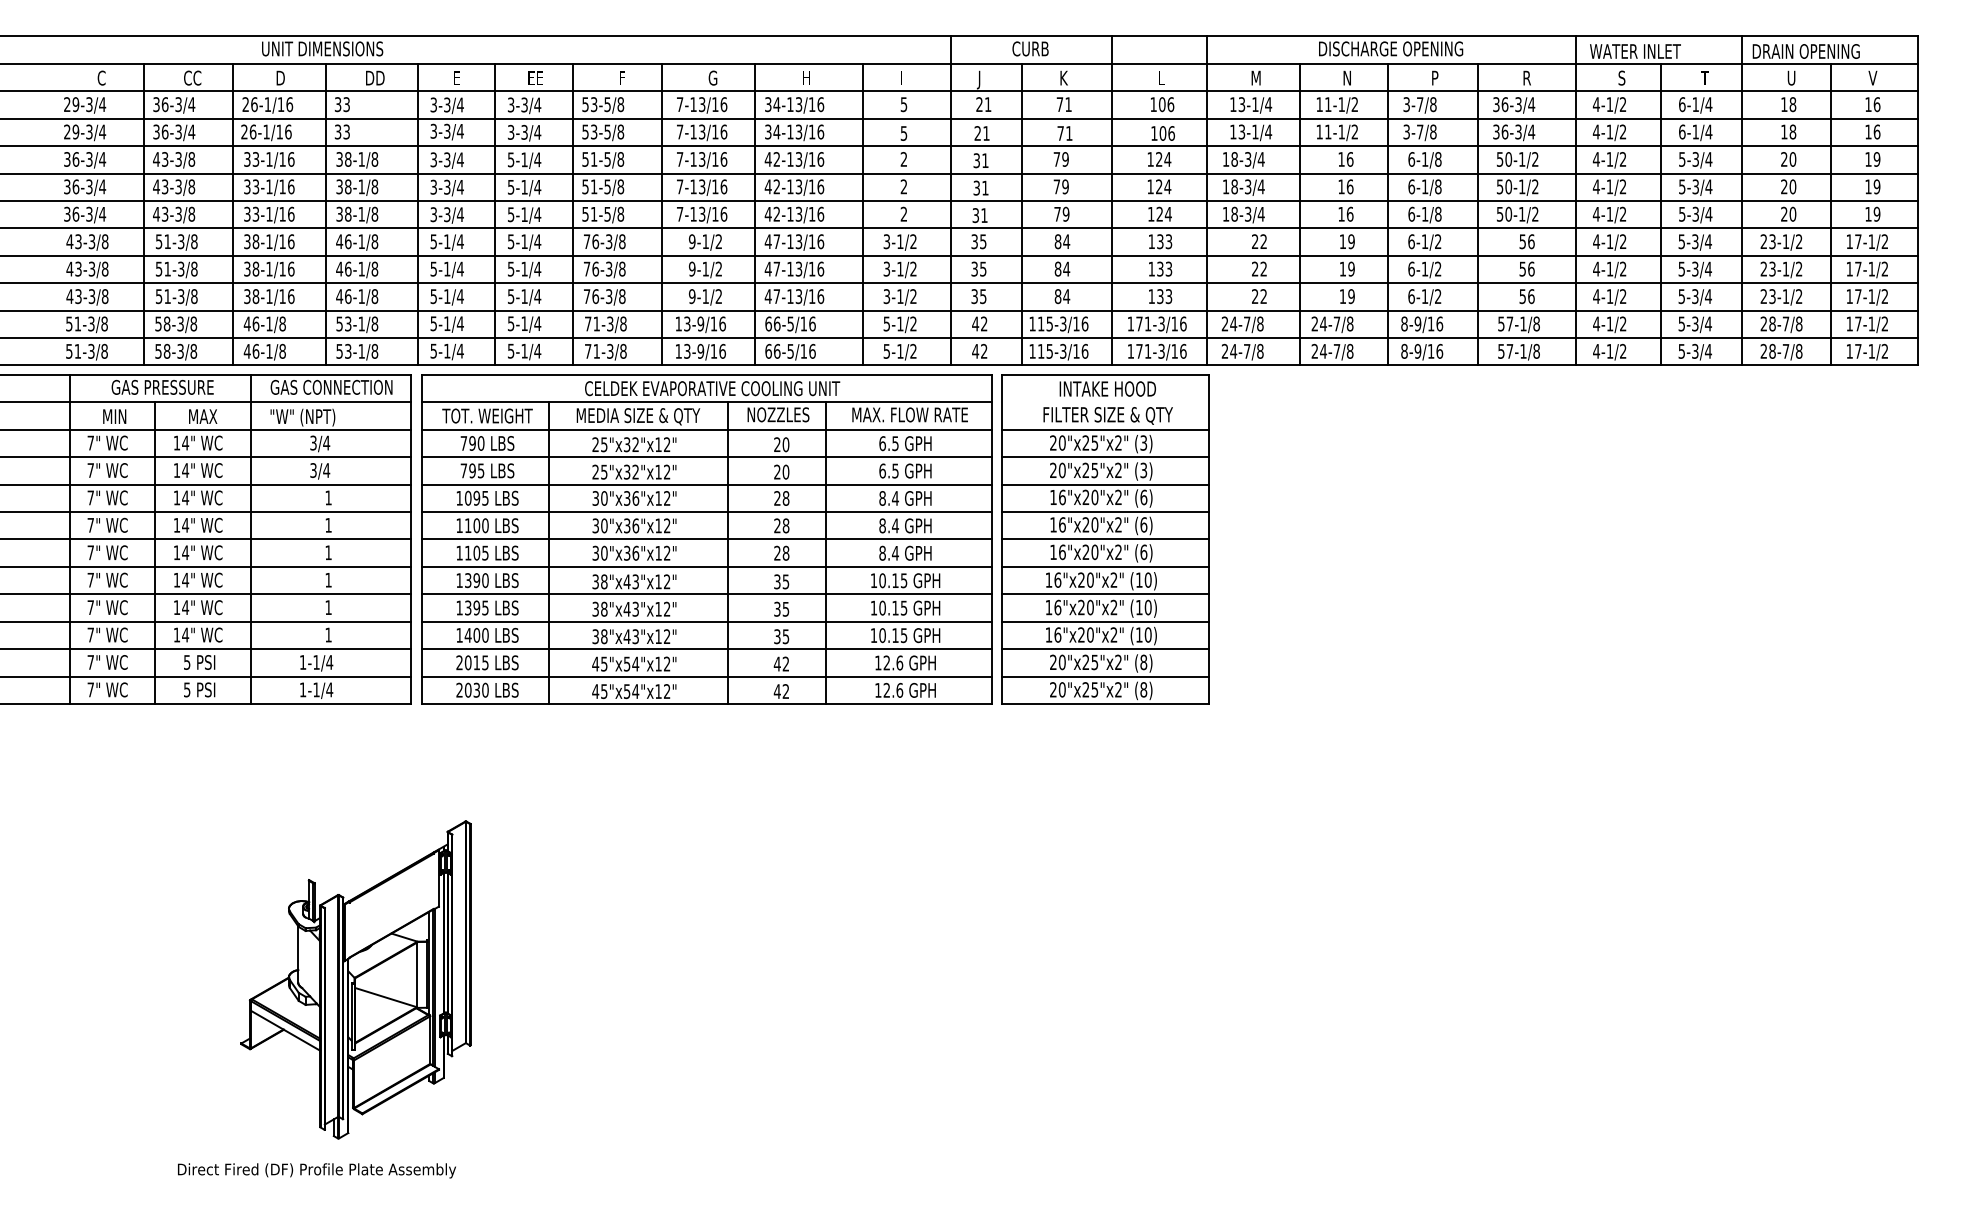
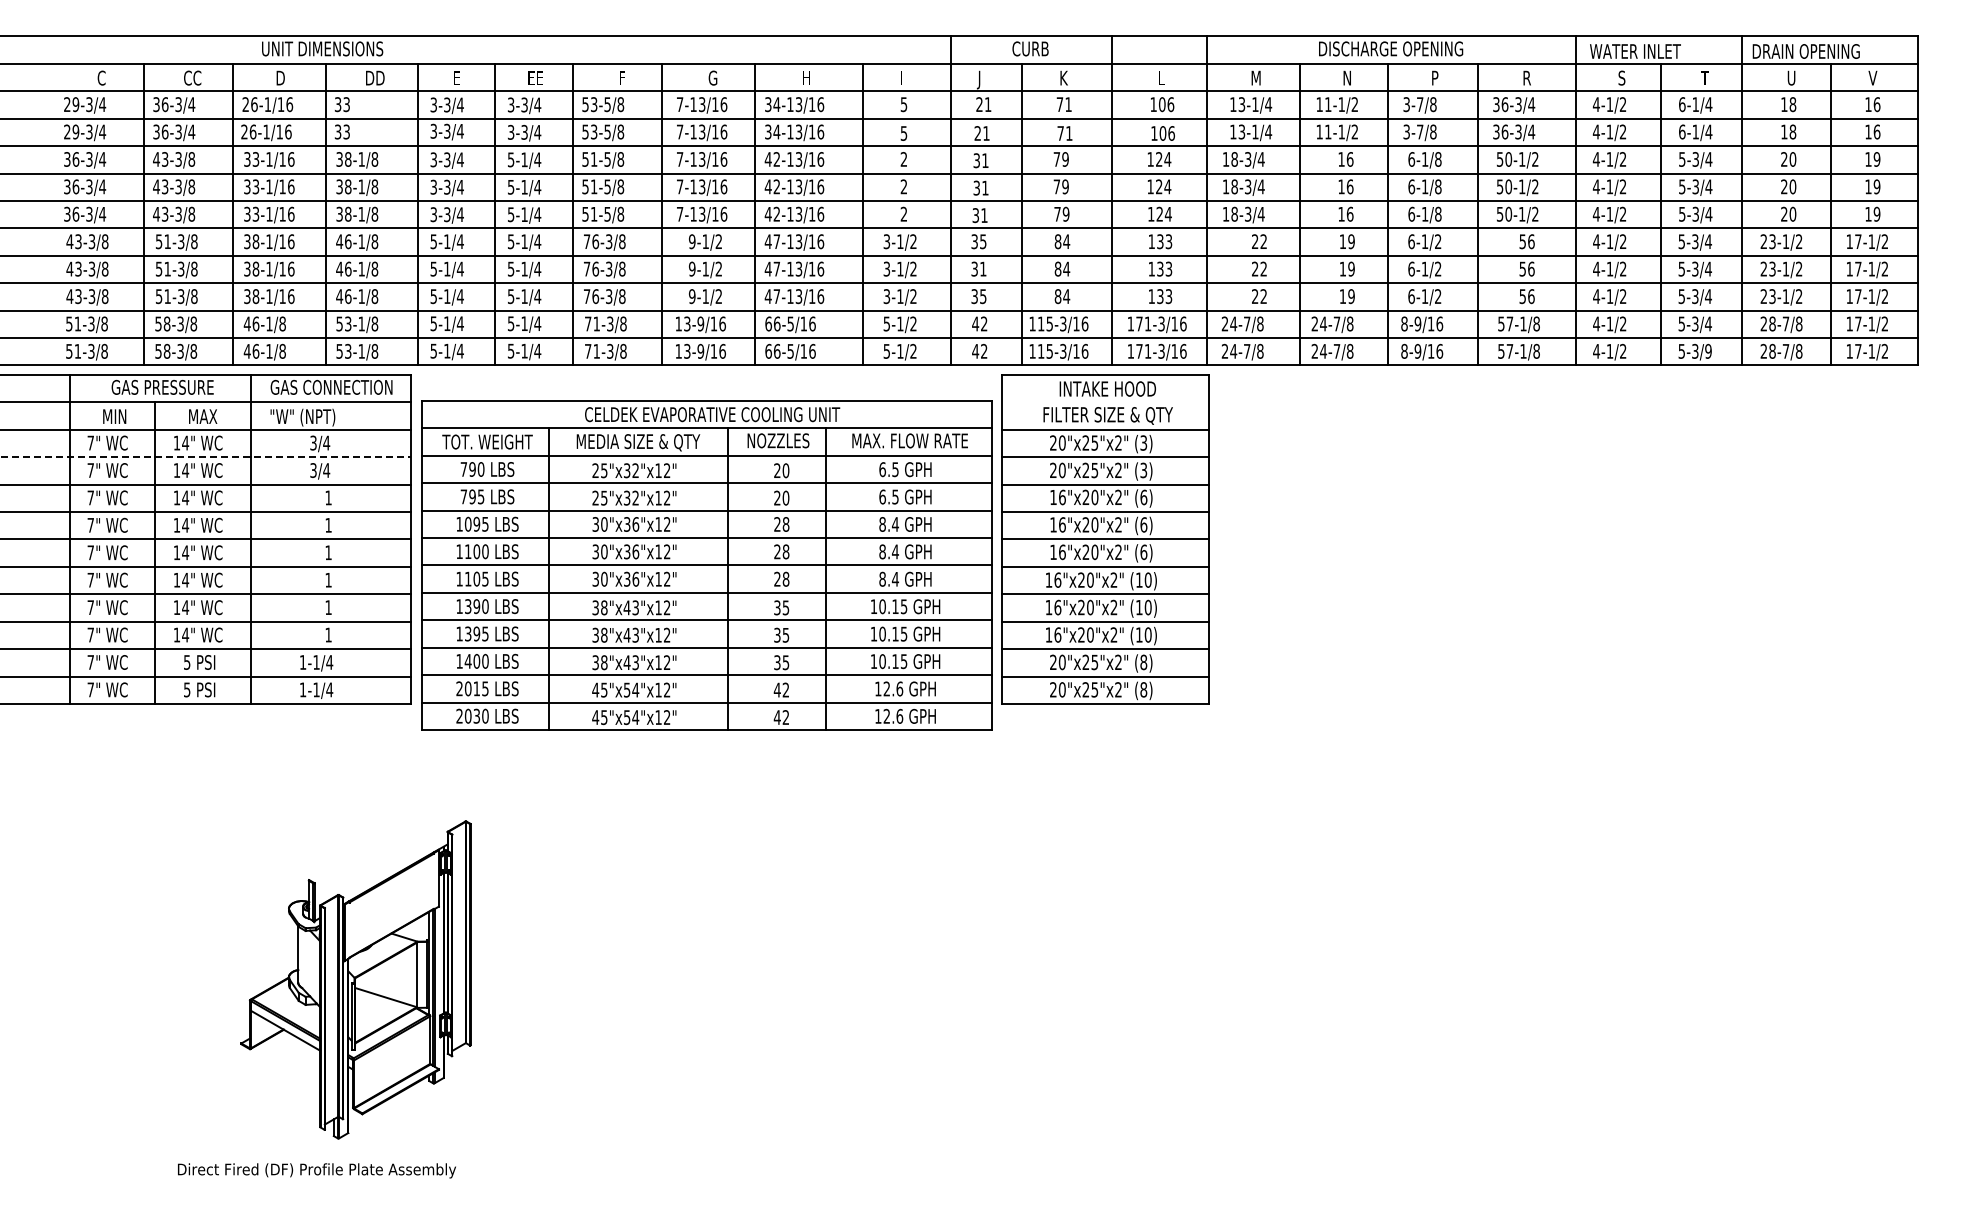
text: 35 -> 31 (983, 268)
text: 5-3/4 -> 5-3/9 (1707, 350)
line: solid -> dashed (205, 457)
part position: (706, 539) -> (706, 565) (706, 565)
